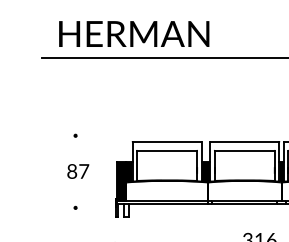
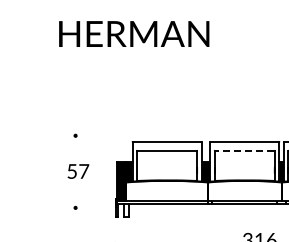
line: present -> none (163, 58)
line: solid -> dashed (244, 150)
text: 87 -> 57 (72, 171)
